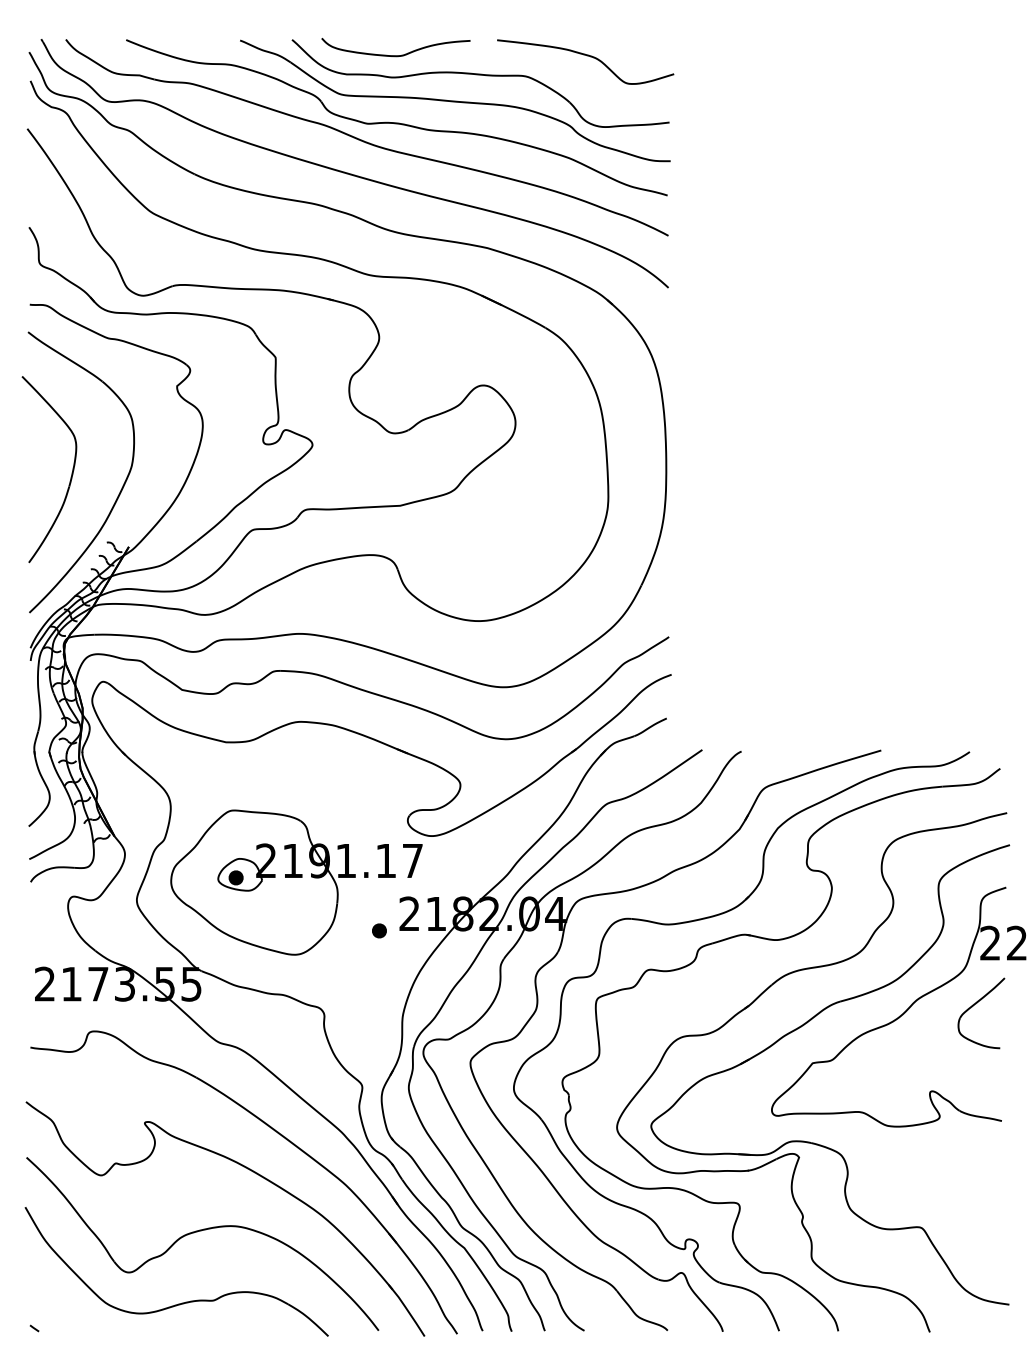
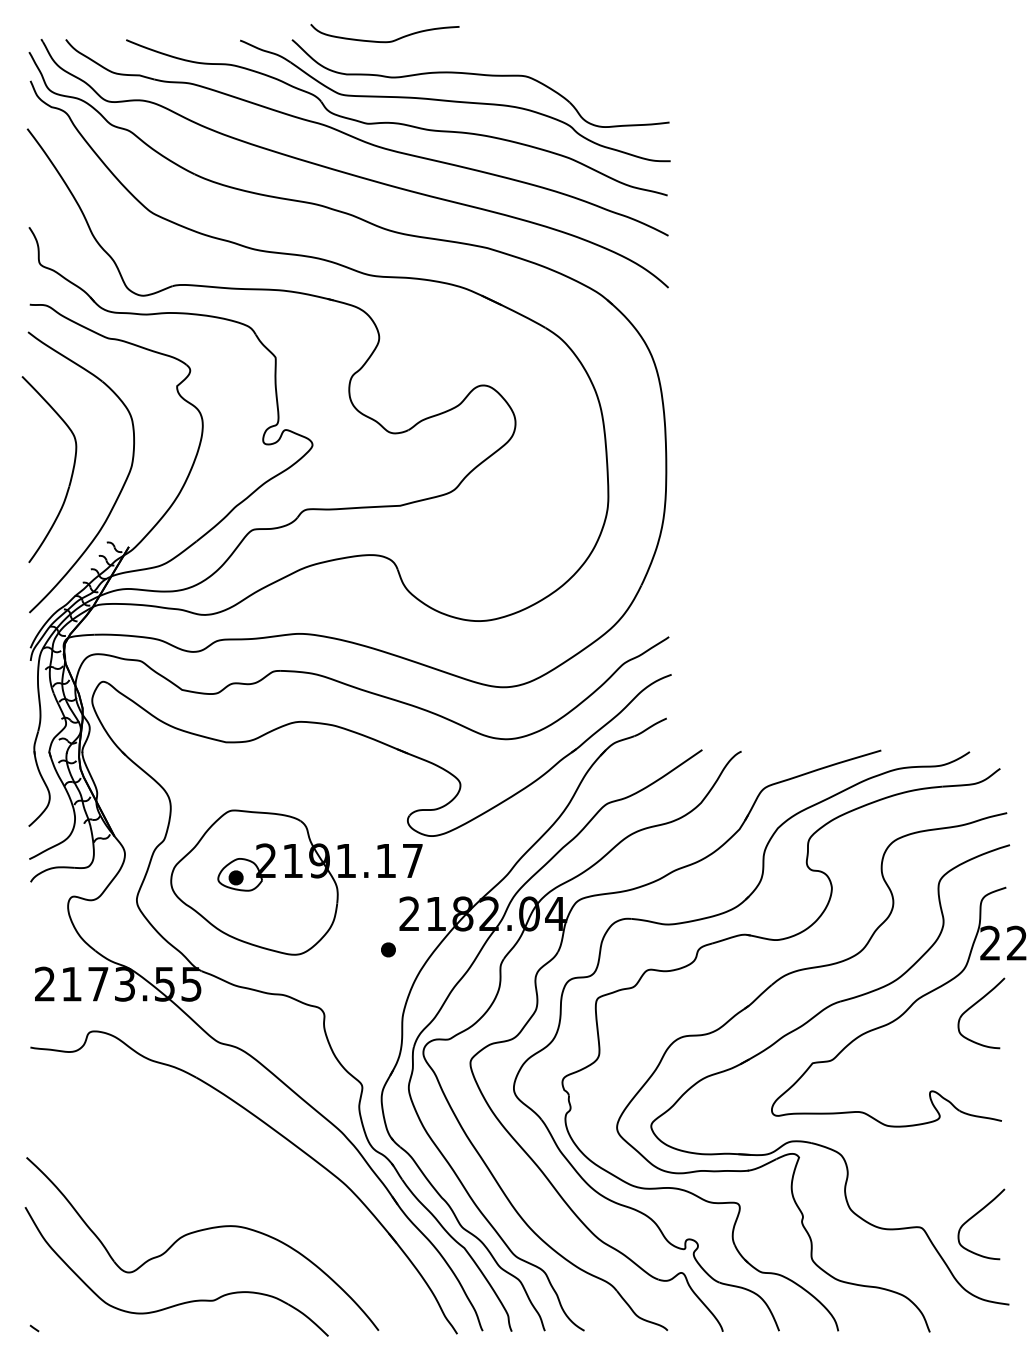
curve position: (395, 55) -> (384, 41) (384, 41)
curve: present -> none (587, 56)
part position: (379, 930) -> (388, 949) (388, 949)
part: present -> none (252, 1172)
part: none -> present (976, 1215)
